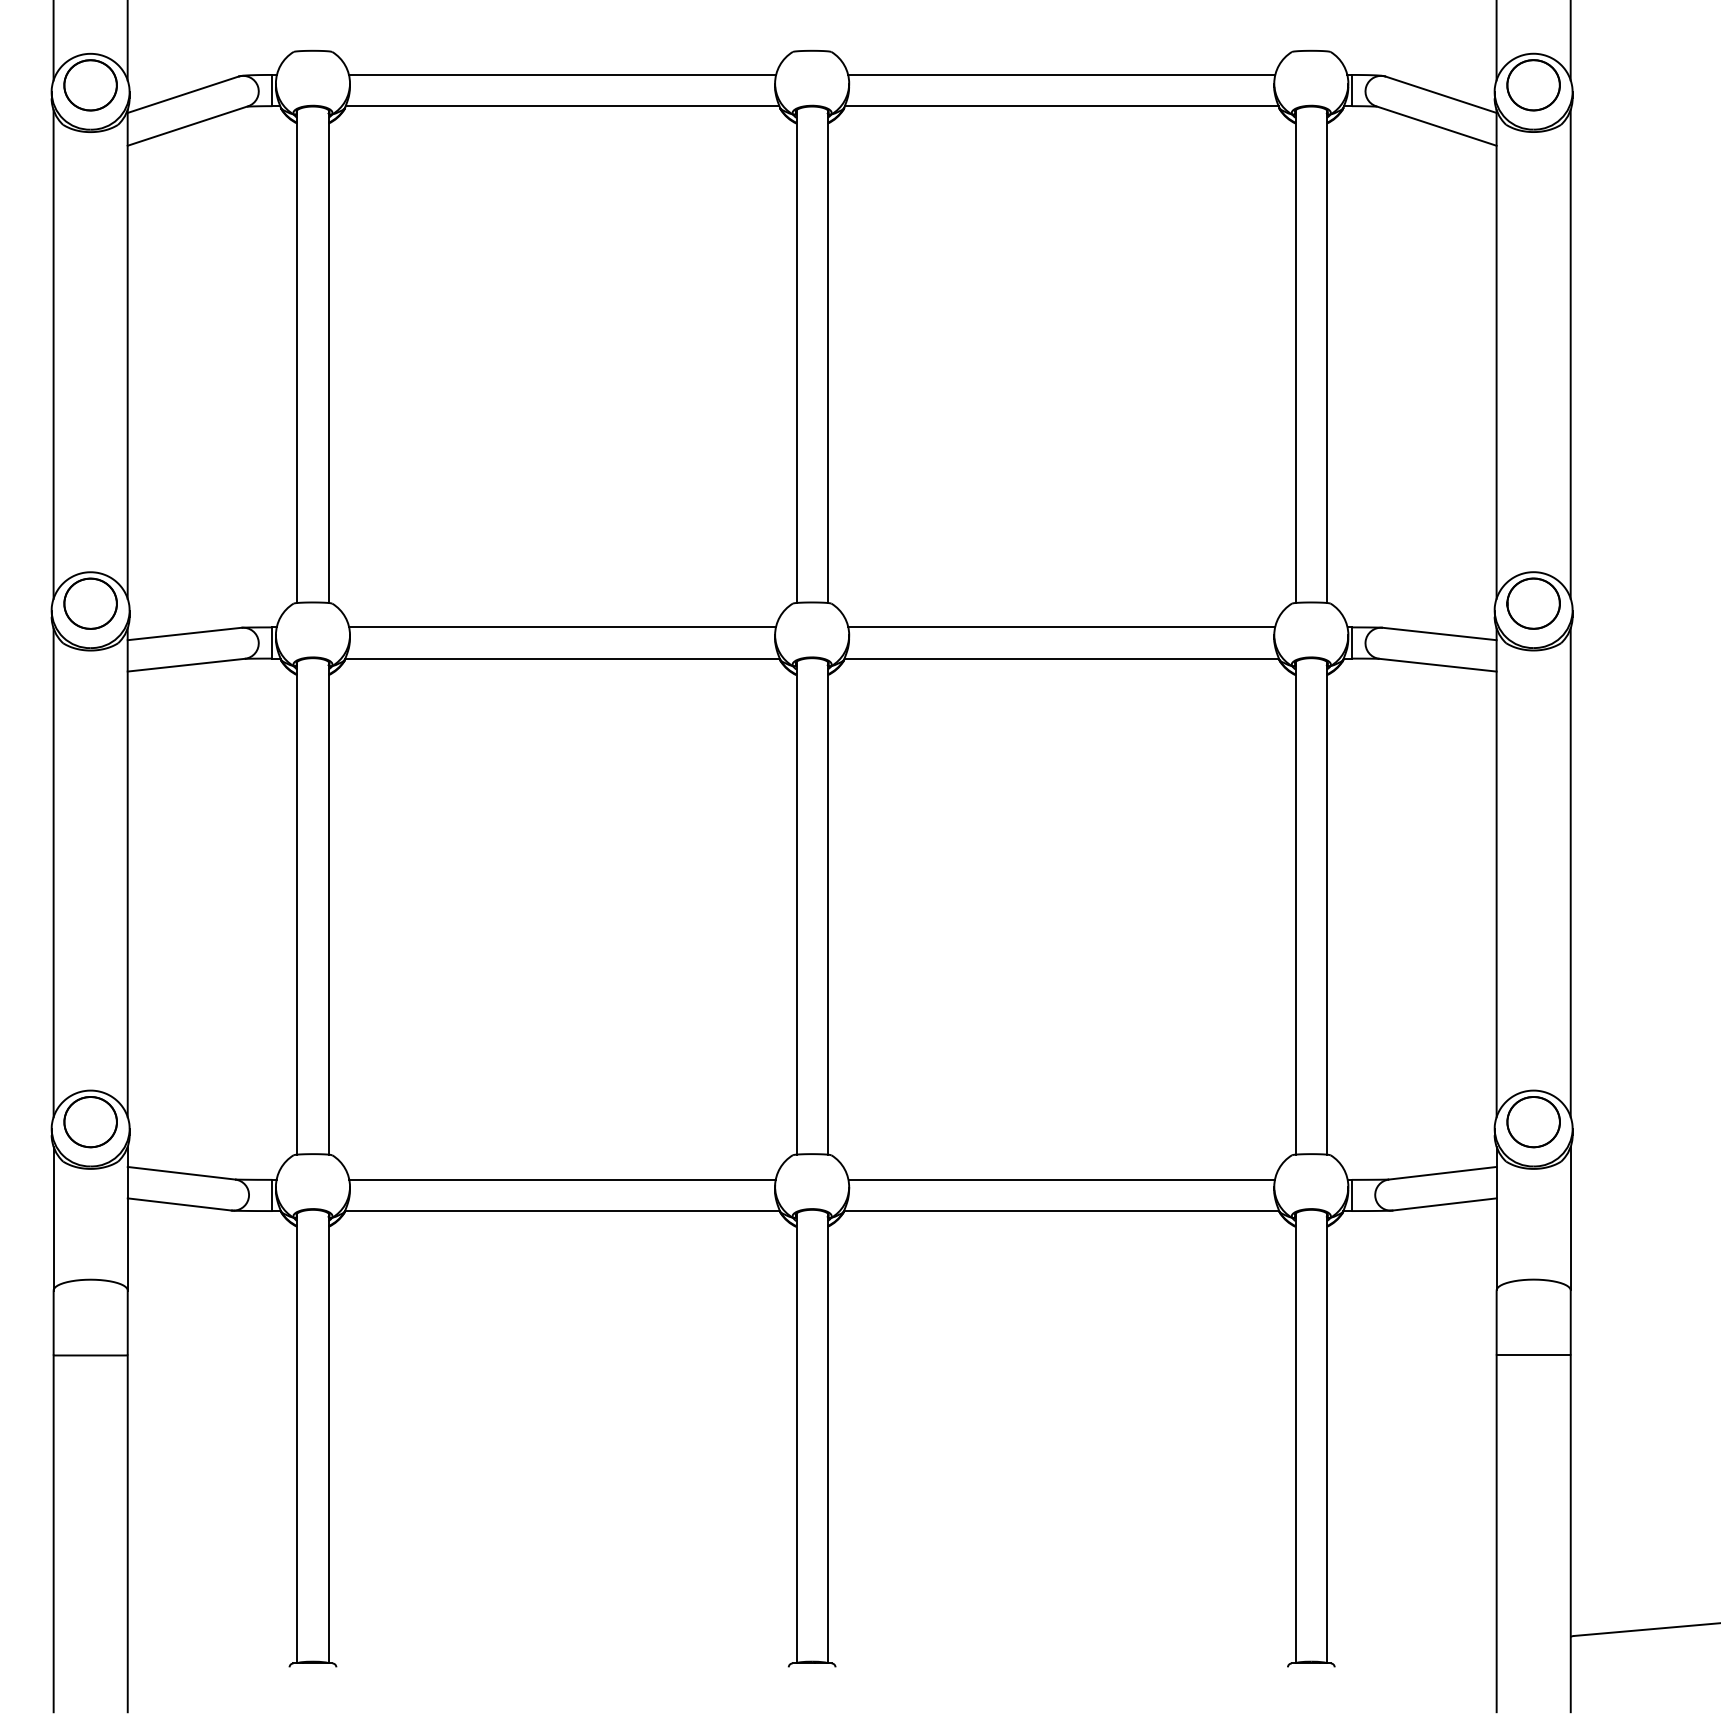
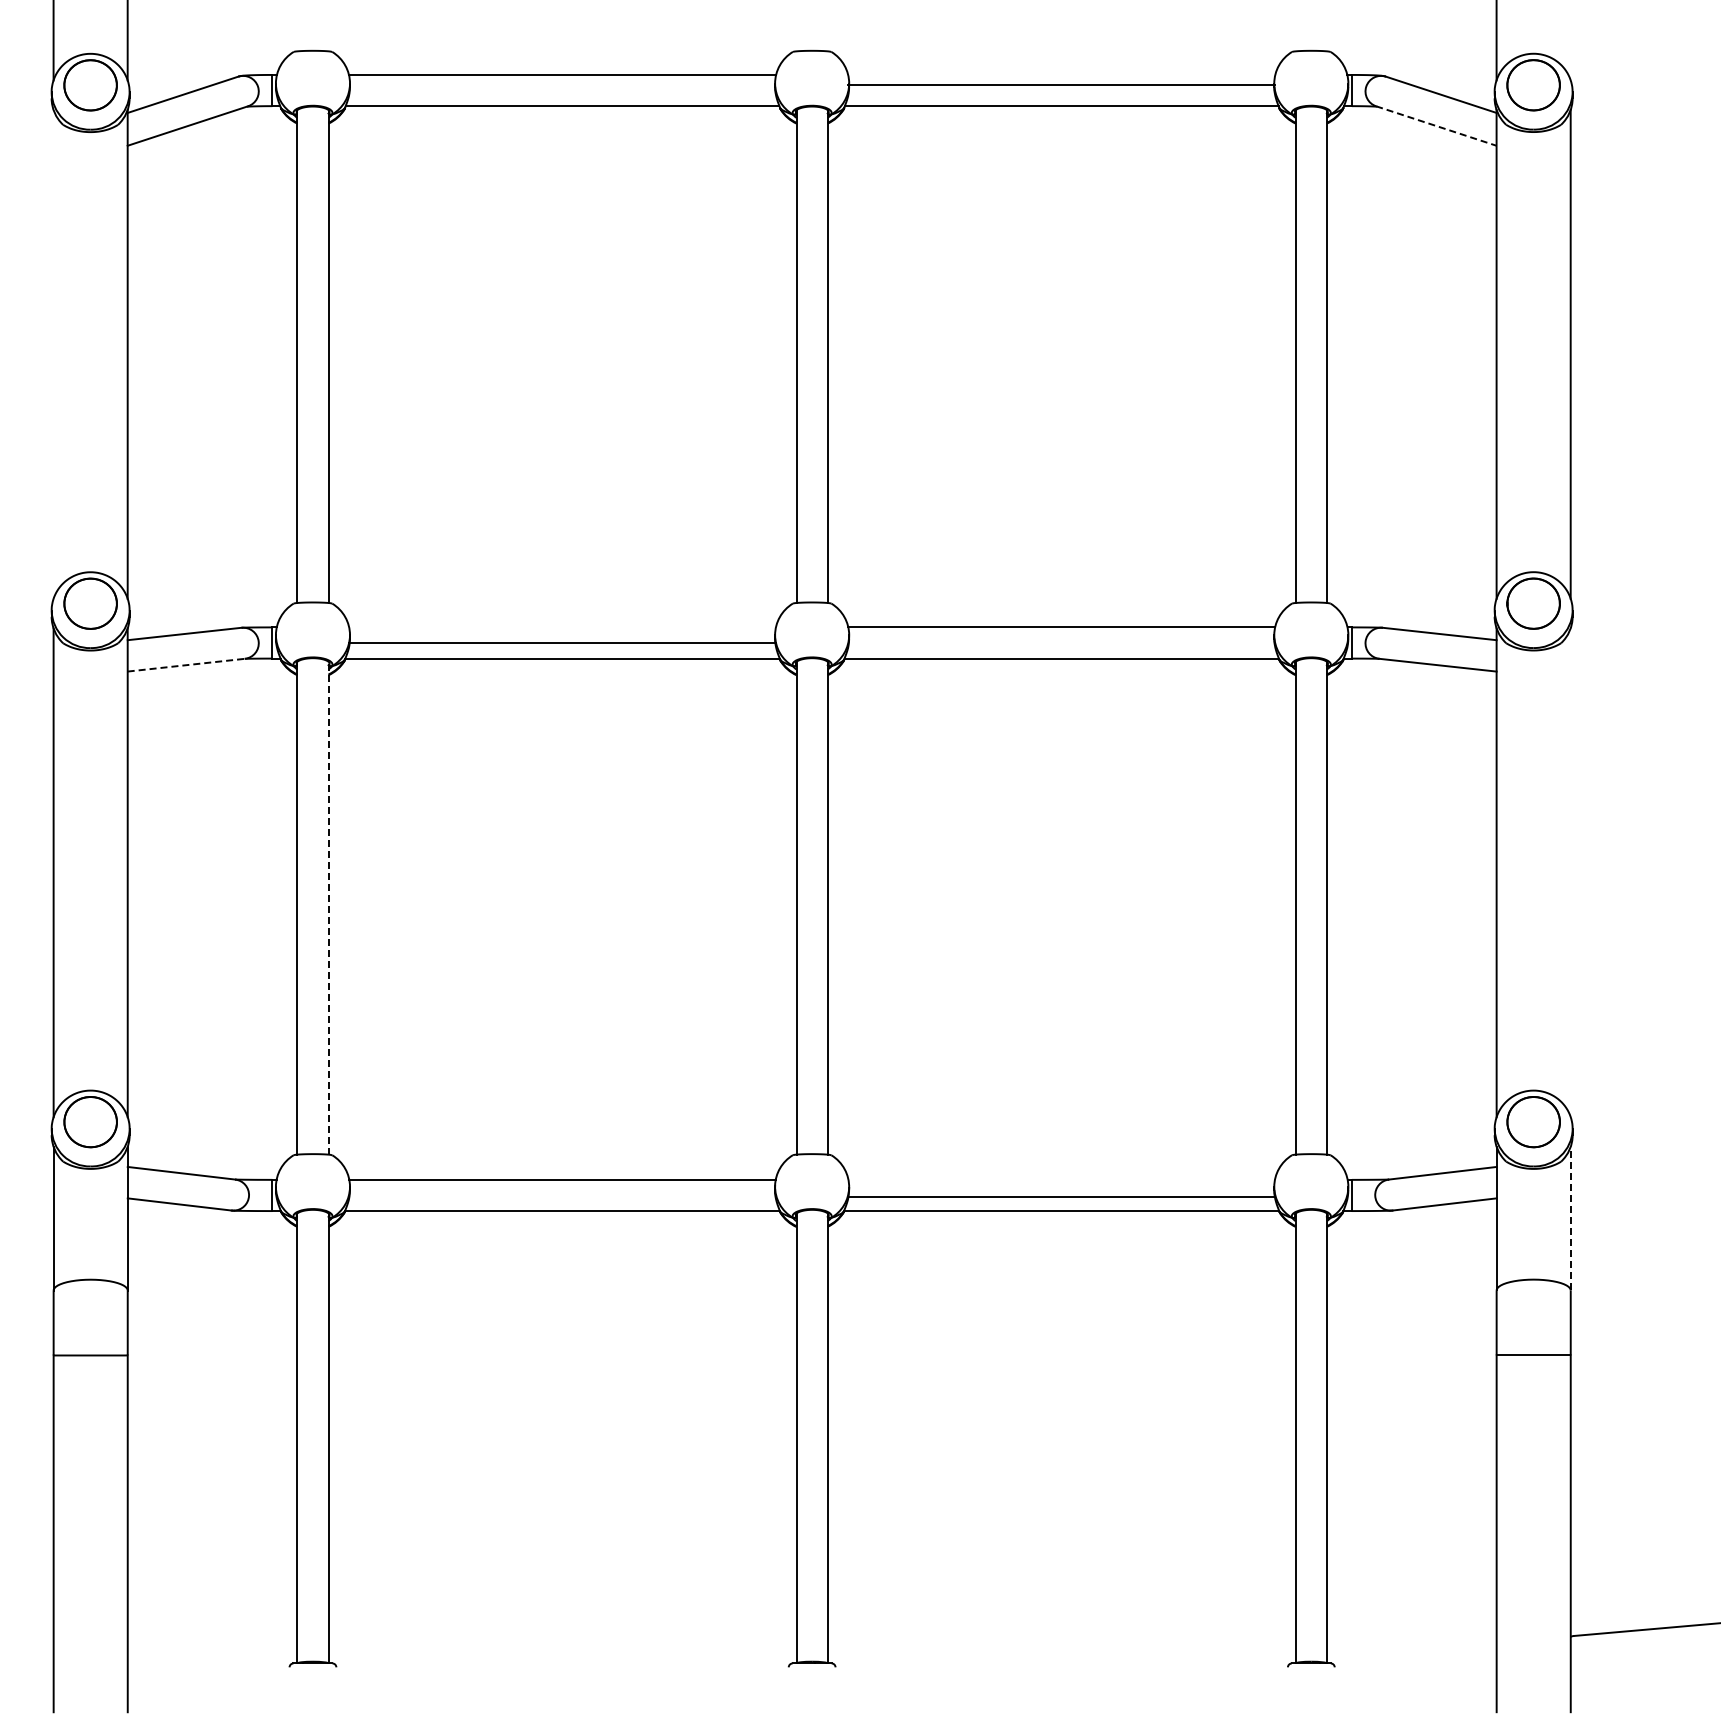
line: present -> none (1570, 41)
line position: (1061, 74) -> (1061, 84) (1061, 84)
line: solid -> dashed (1436, 126)
line: present -> none (53, 354)
line position: (562, 627) -> (562, 643) (562, 643)
line: solid -> dashed (186, 665)
line: present -> none (1570, 872)
line: solid -> dashed (328, 907)
line position: (1061, 1179) -> (1061, 1196) (1061, 1196)
line: solid -> dashed (1570, 1218)
